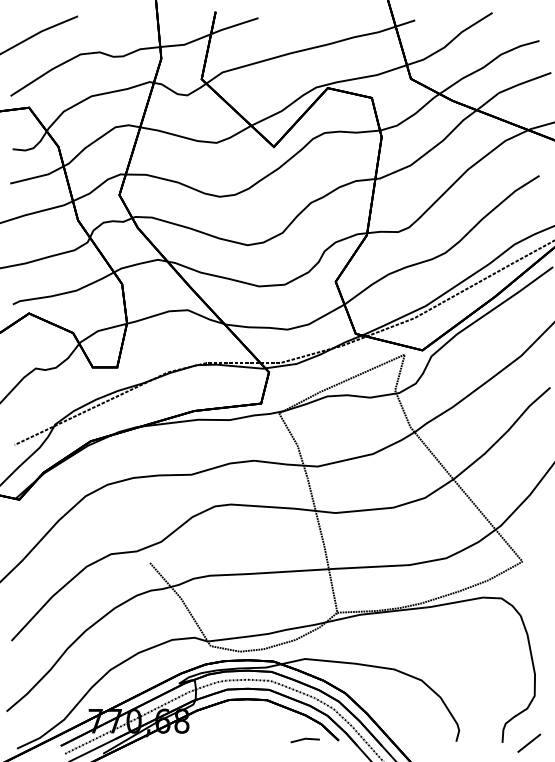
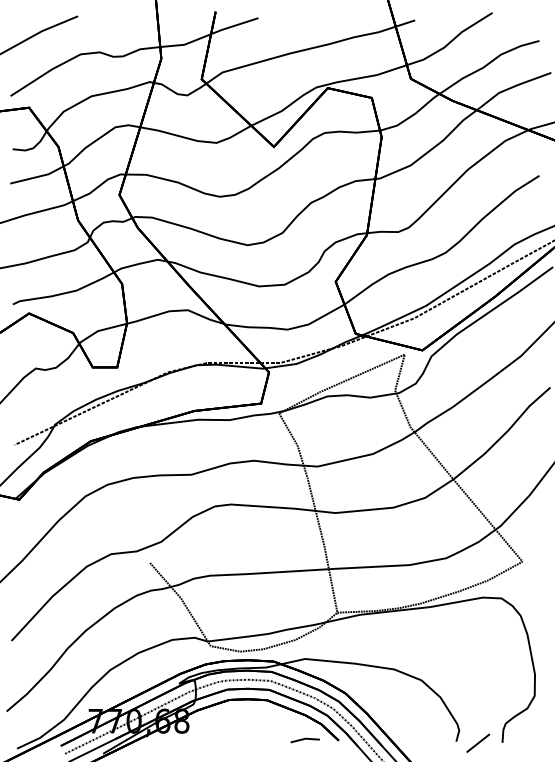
line position: (529, 742) -> (478, 742) (478, 742)
